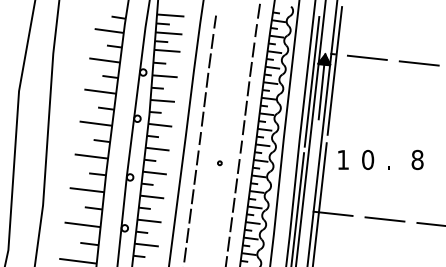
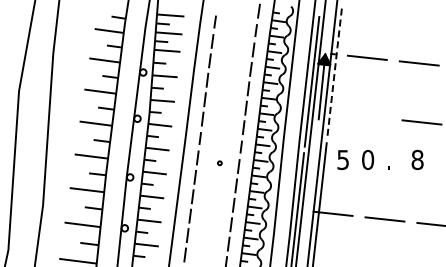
line: solid -> dashed (334, 69)
line: none -> present (421, 122)
text: 1 -> 5 (342, 160)
